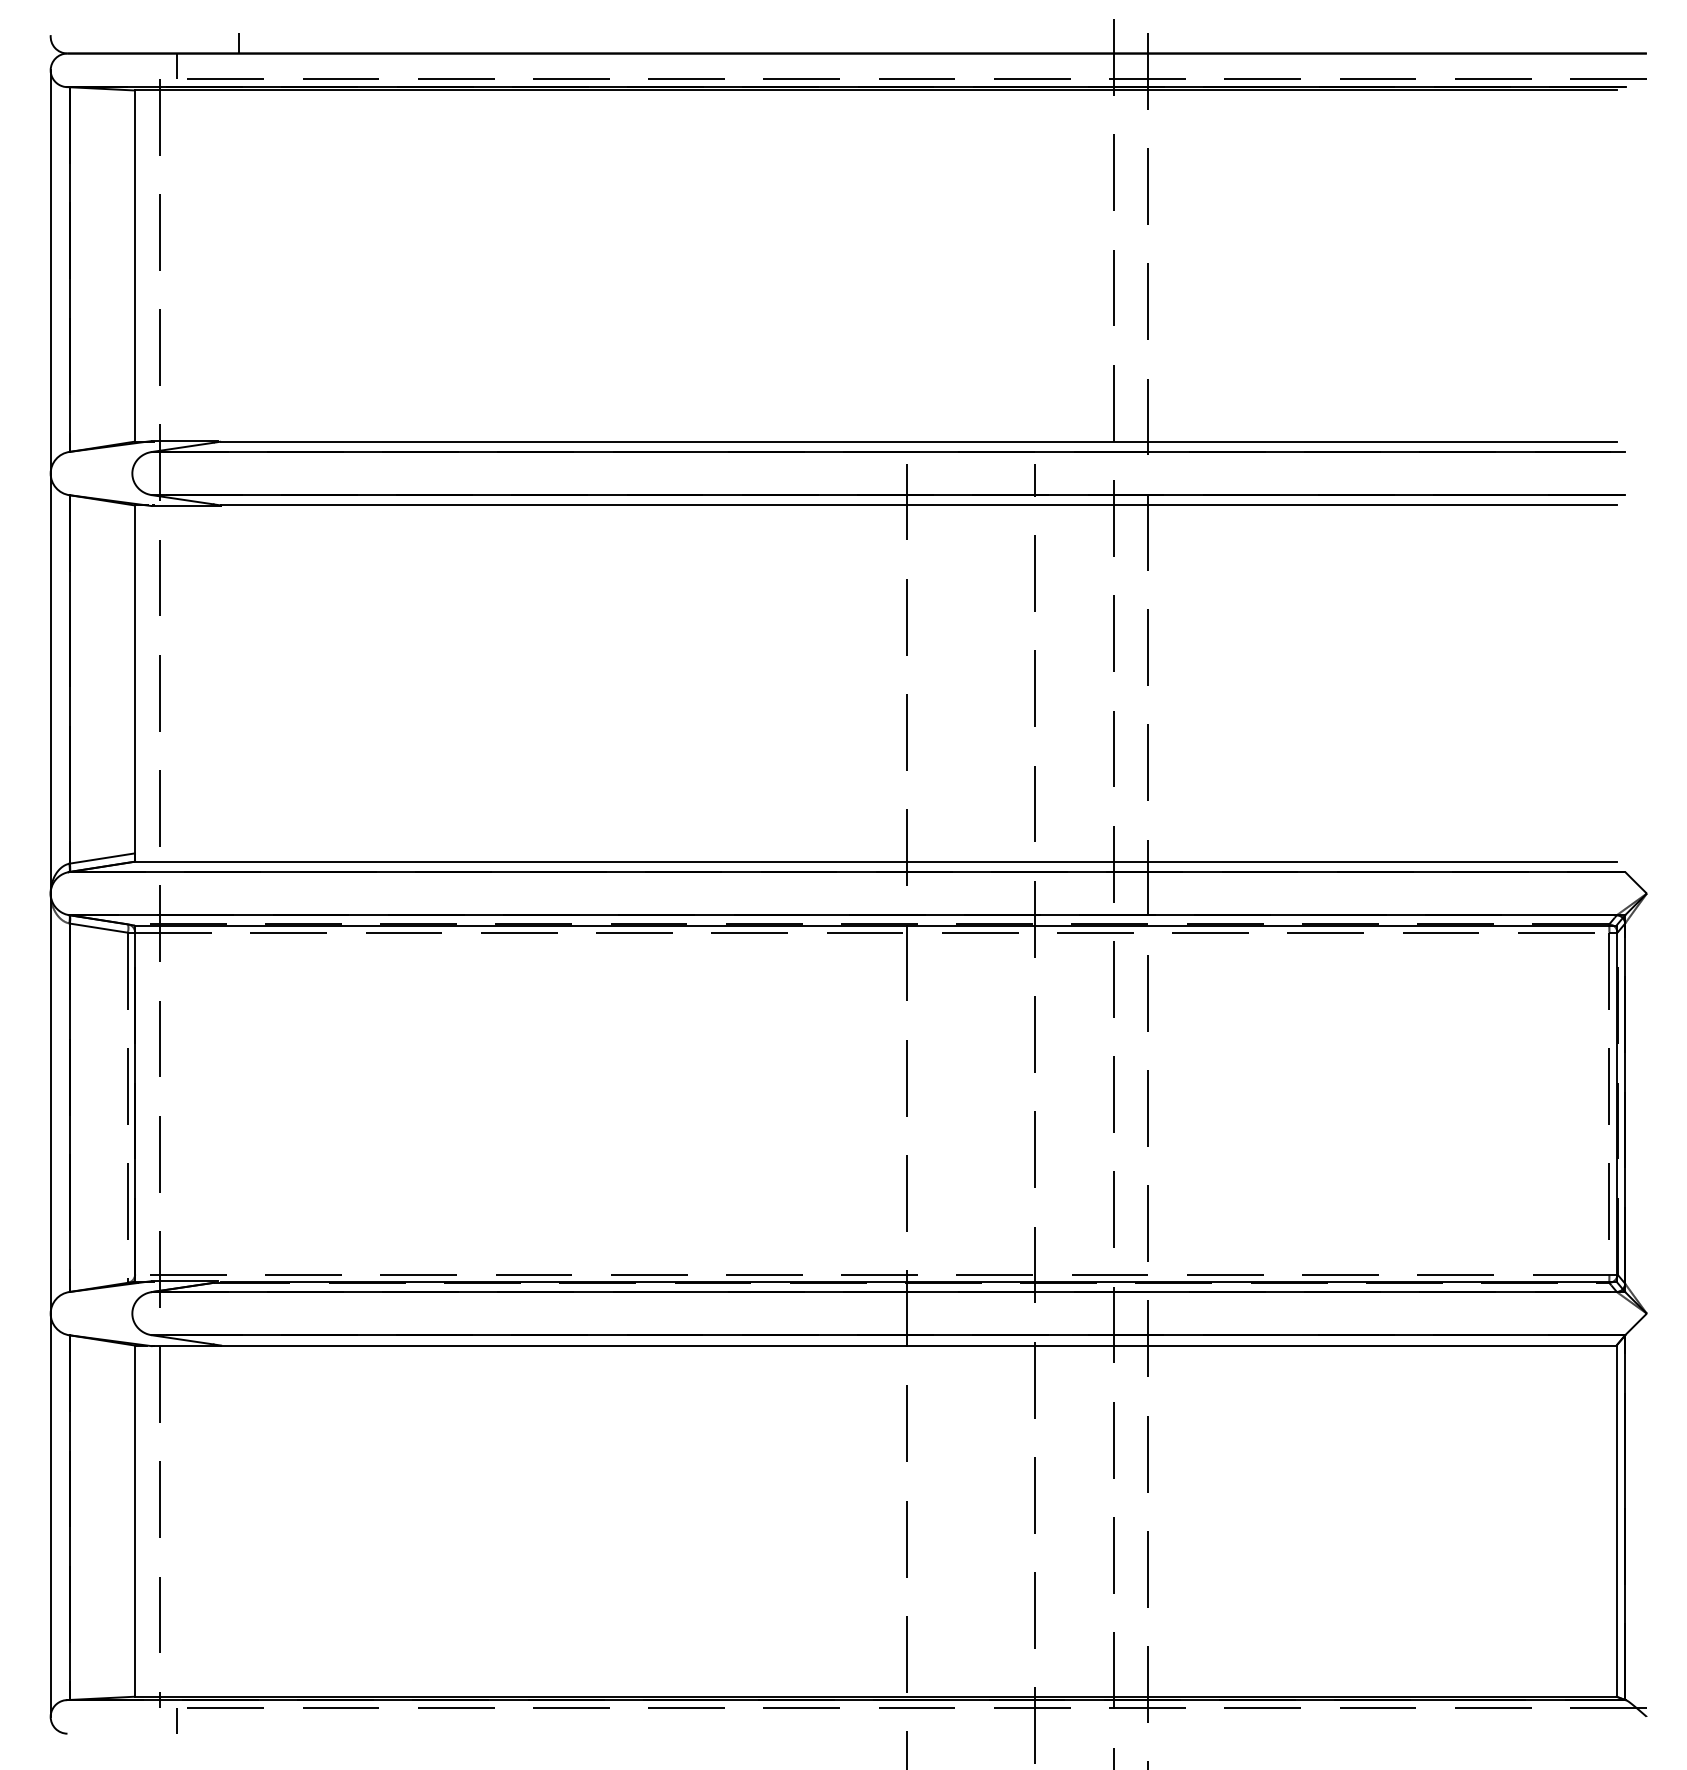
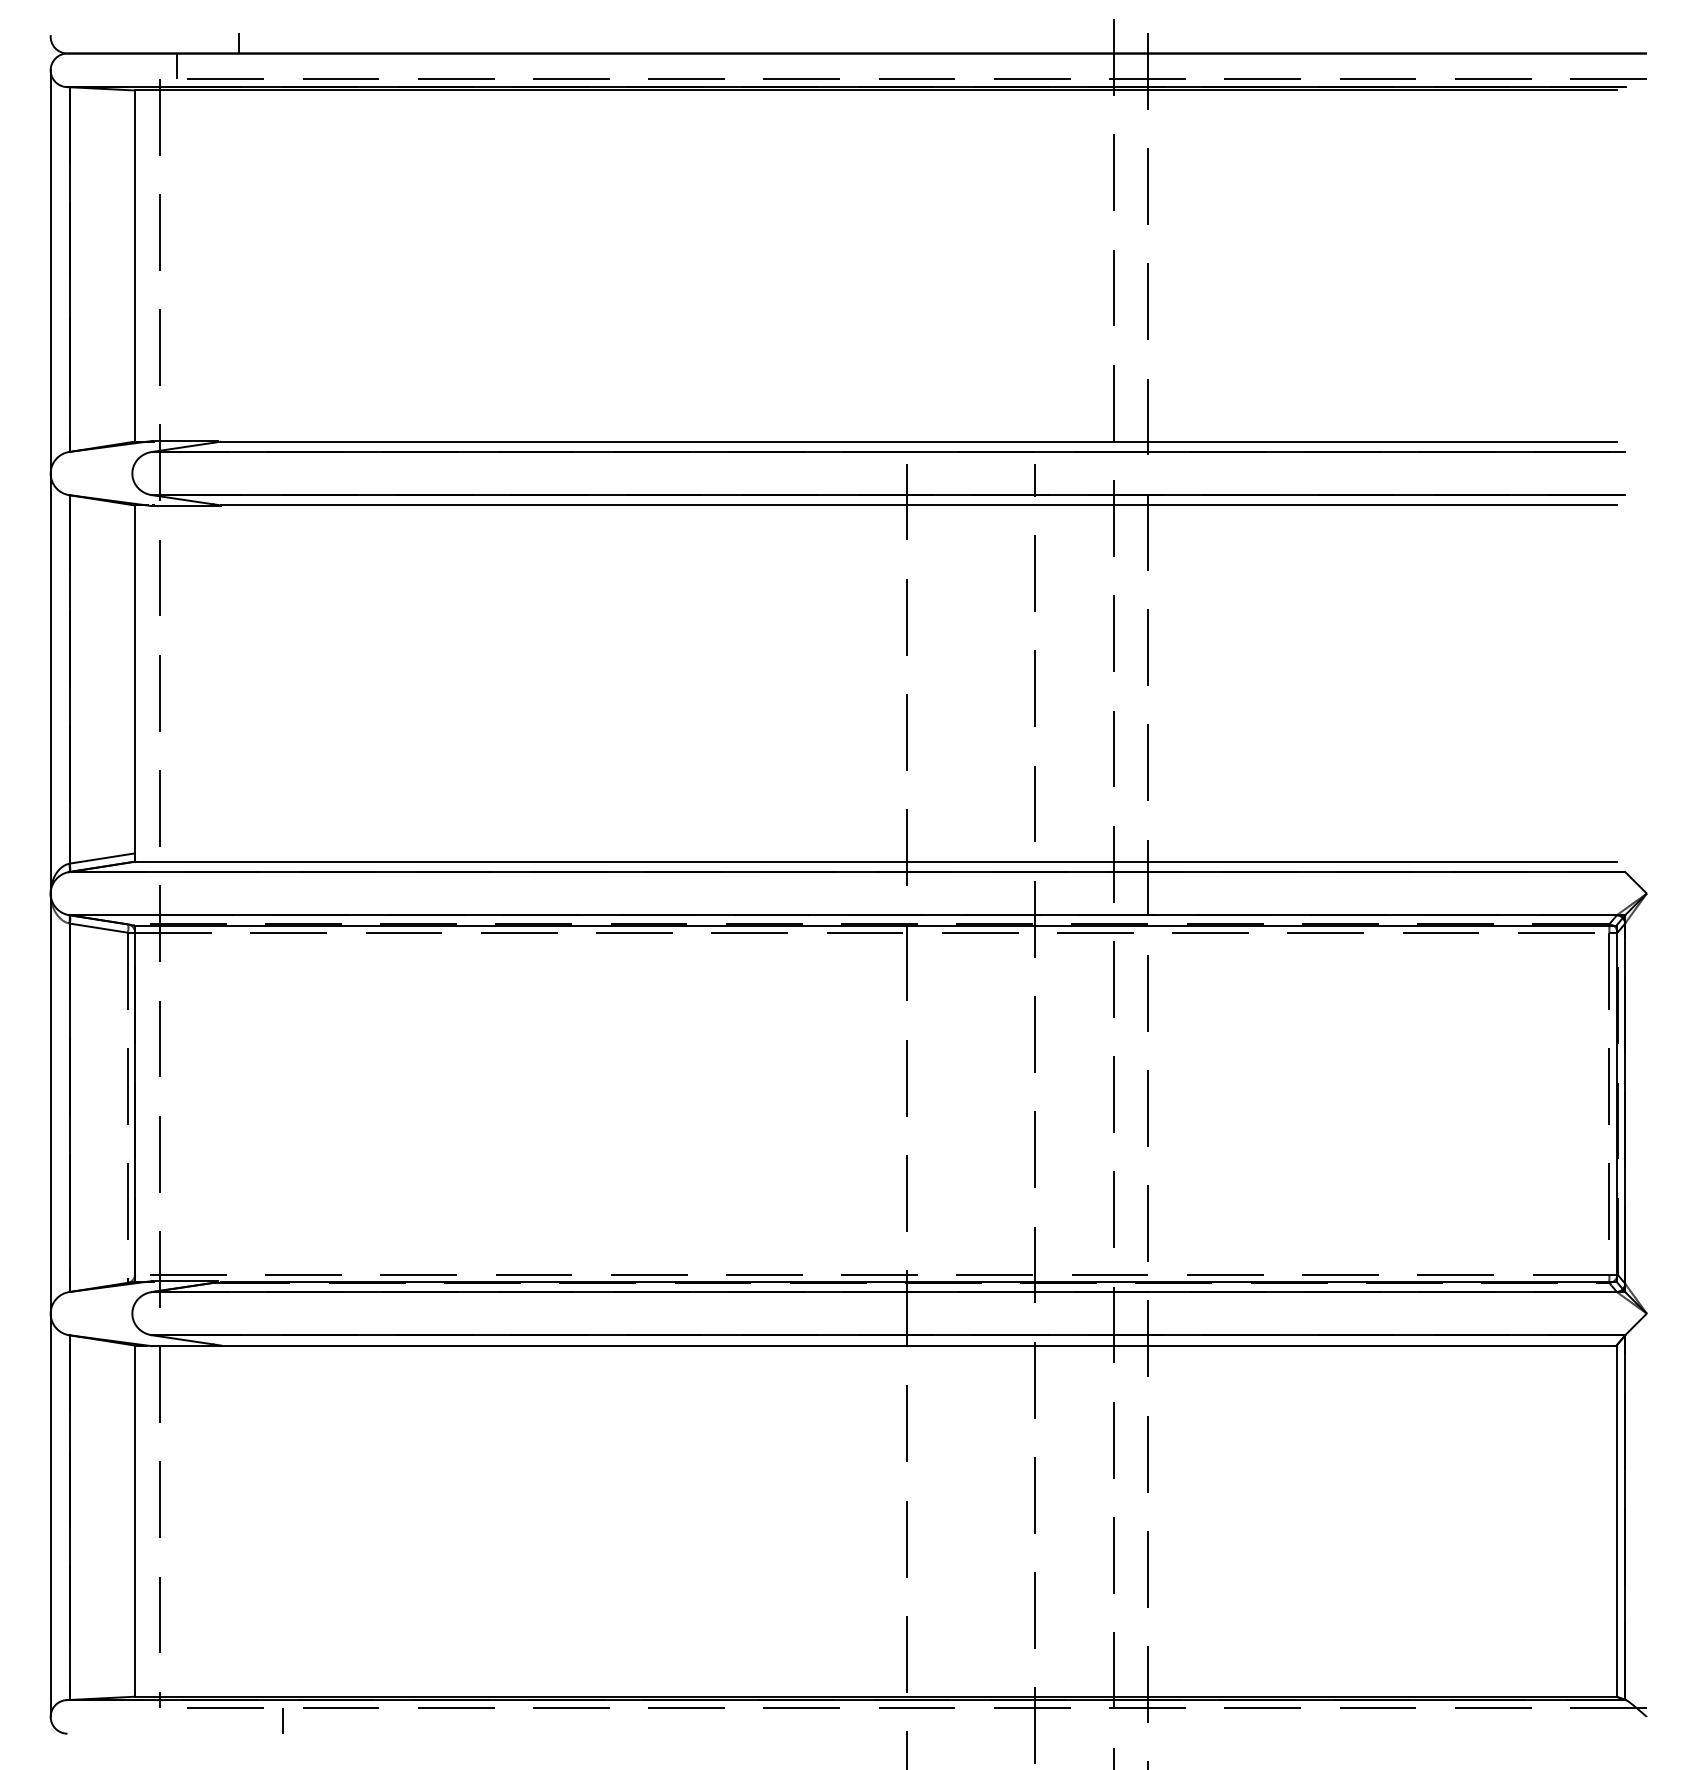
line position: (176, 1720) -> (282, 1720) (282, 1720)
